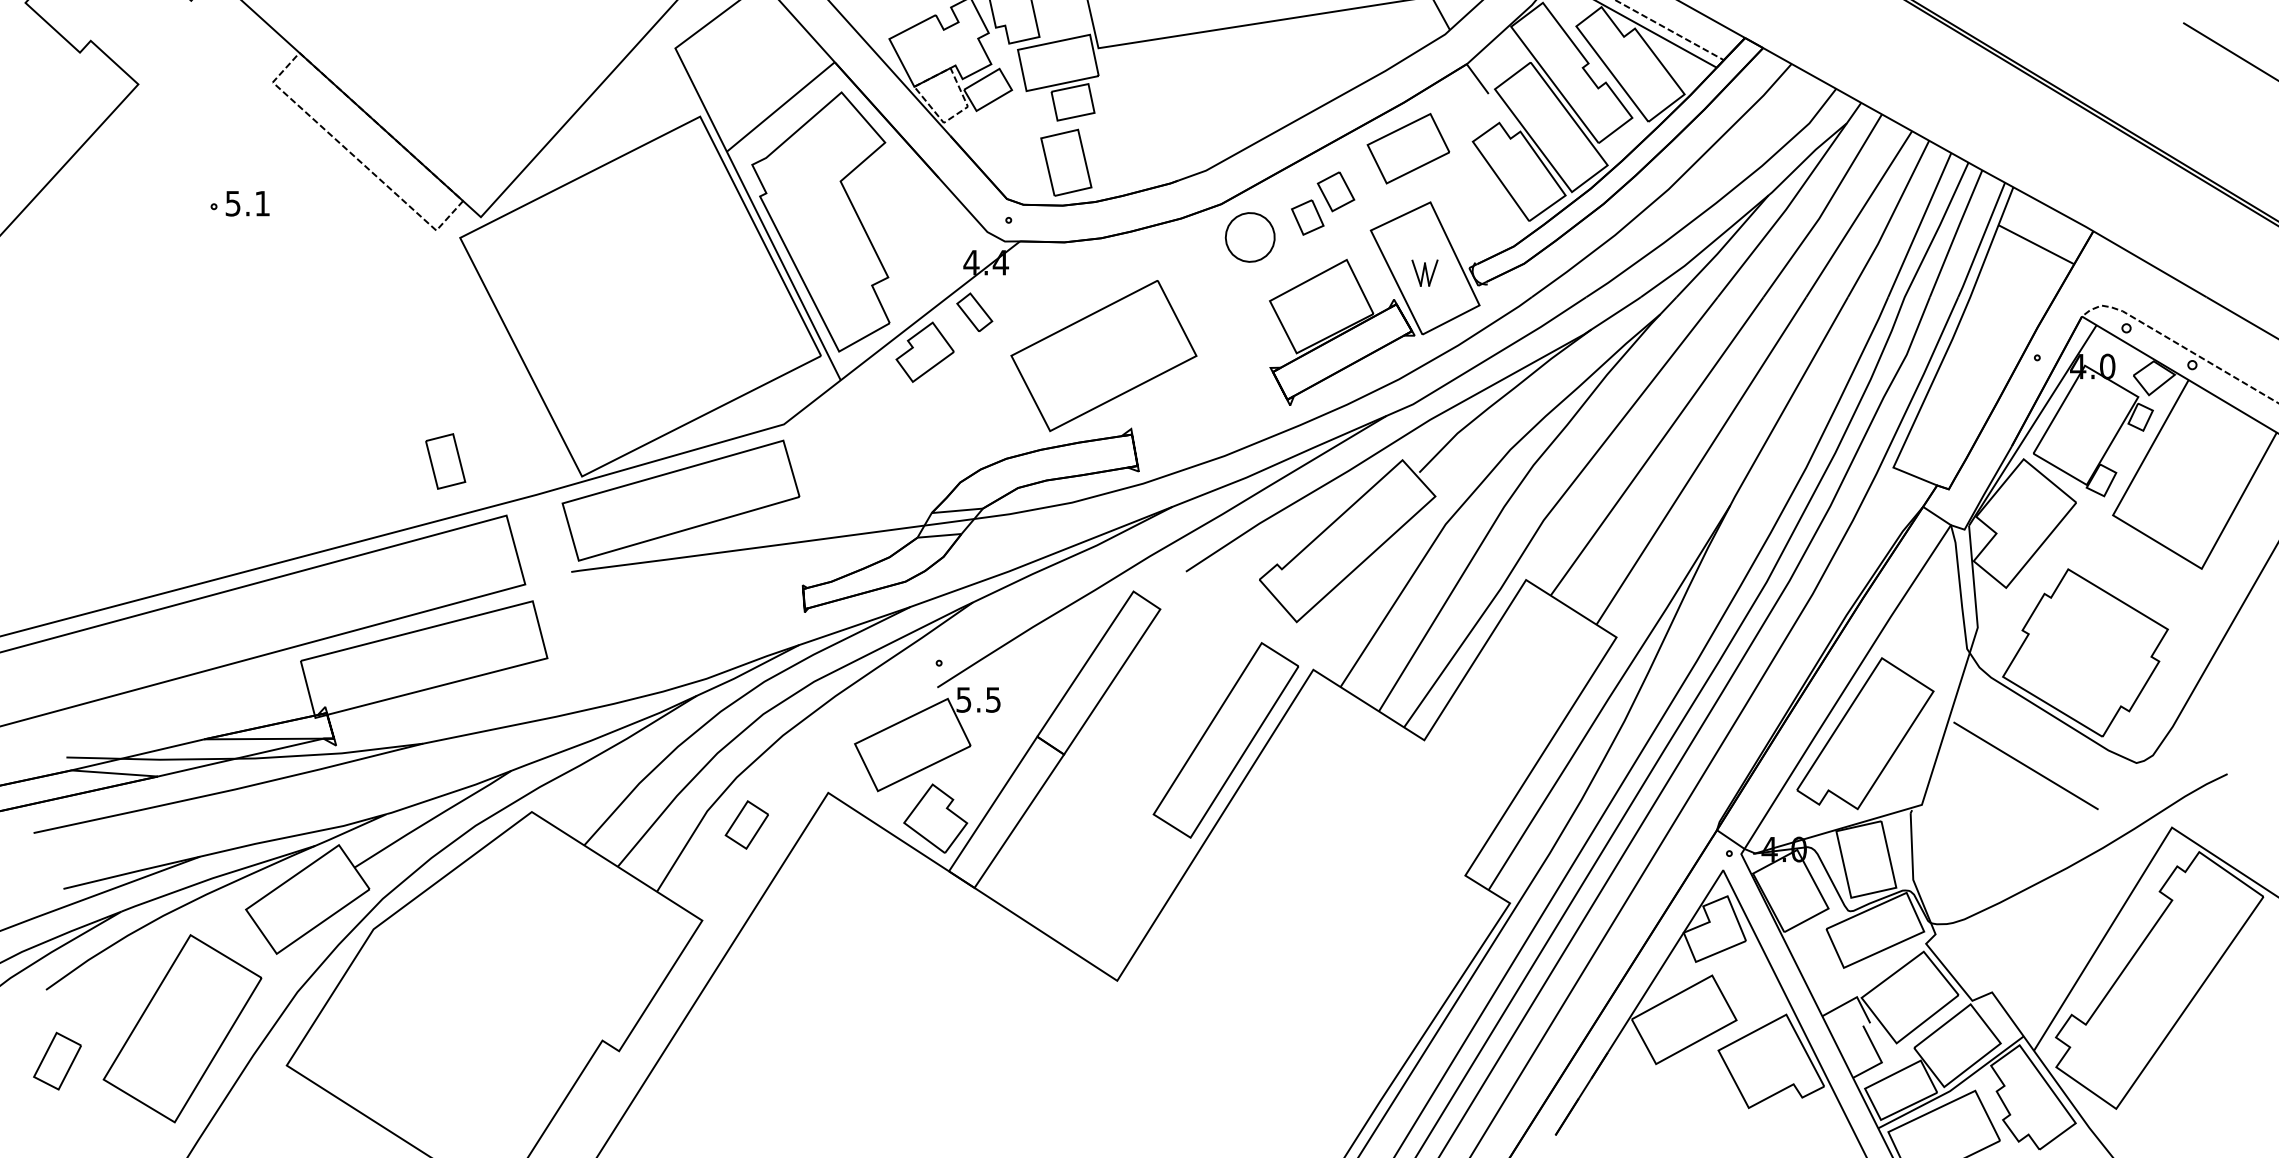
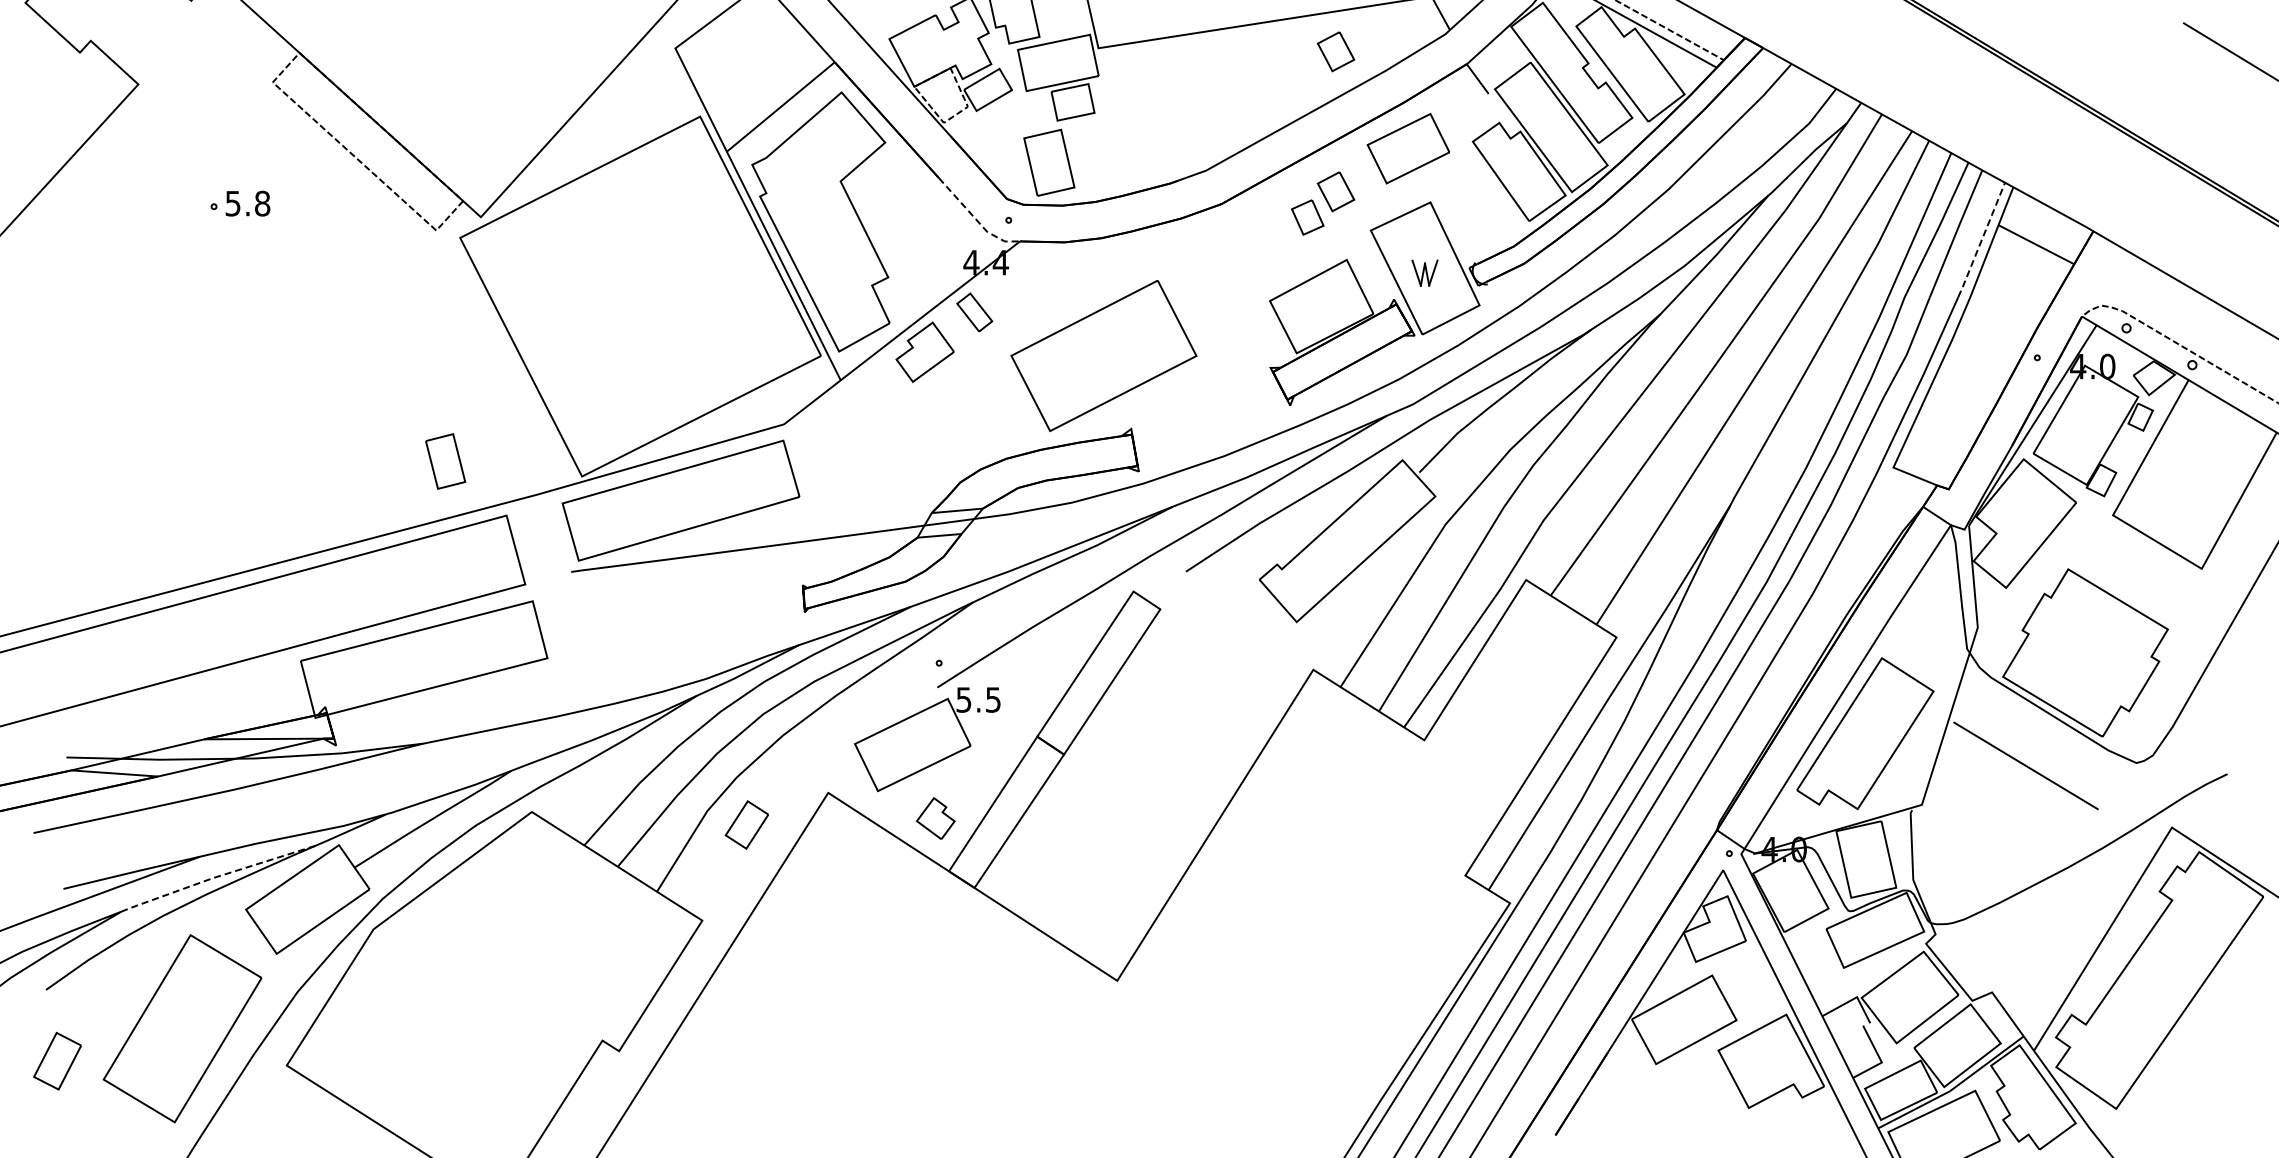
part: none -> present (1335, 51)
part position: (1066, 162) -> (1049, 162) (1049, 162)
text: 5.1 -> 5.8 (262, 203)
line: solid -> dashed (976, 219)
part: present -> none (1249, 237)
line: solid -> dashed (1981, 240)
part: present -> none (1225, 740)
part size: 66x71 px -> 41x43 px (935, 818)
line: solid -> dashed (216, 877)
